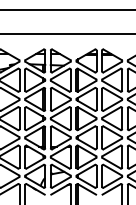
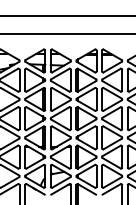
line position: (67, 10) -> (67, 16) (67, 16)
